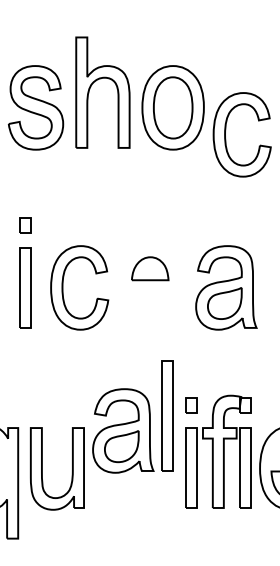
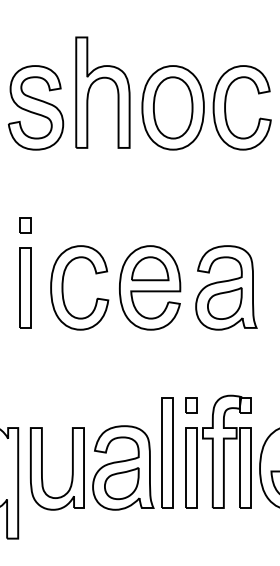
part position: (226, 130) -> (226, 103) (226, 103)
part: none -> present (150, 287)
part position: (132, 416) -> (132, 453) (132, 453)
